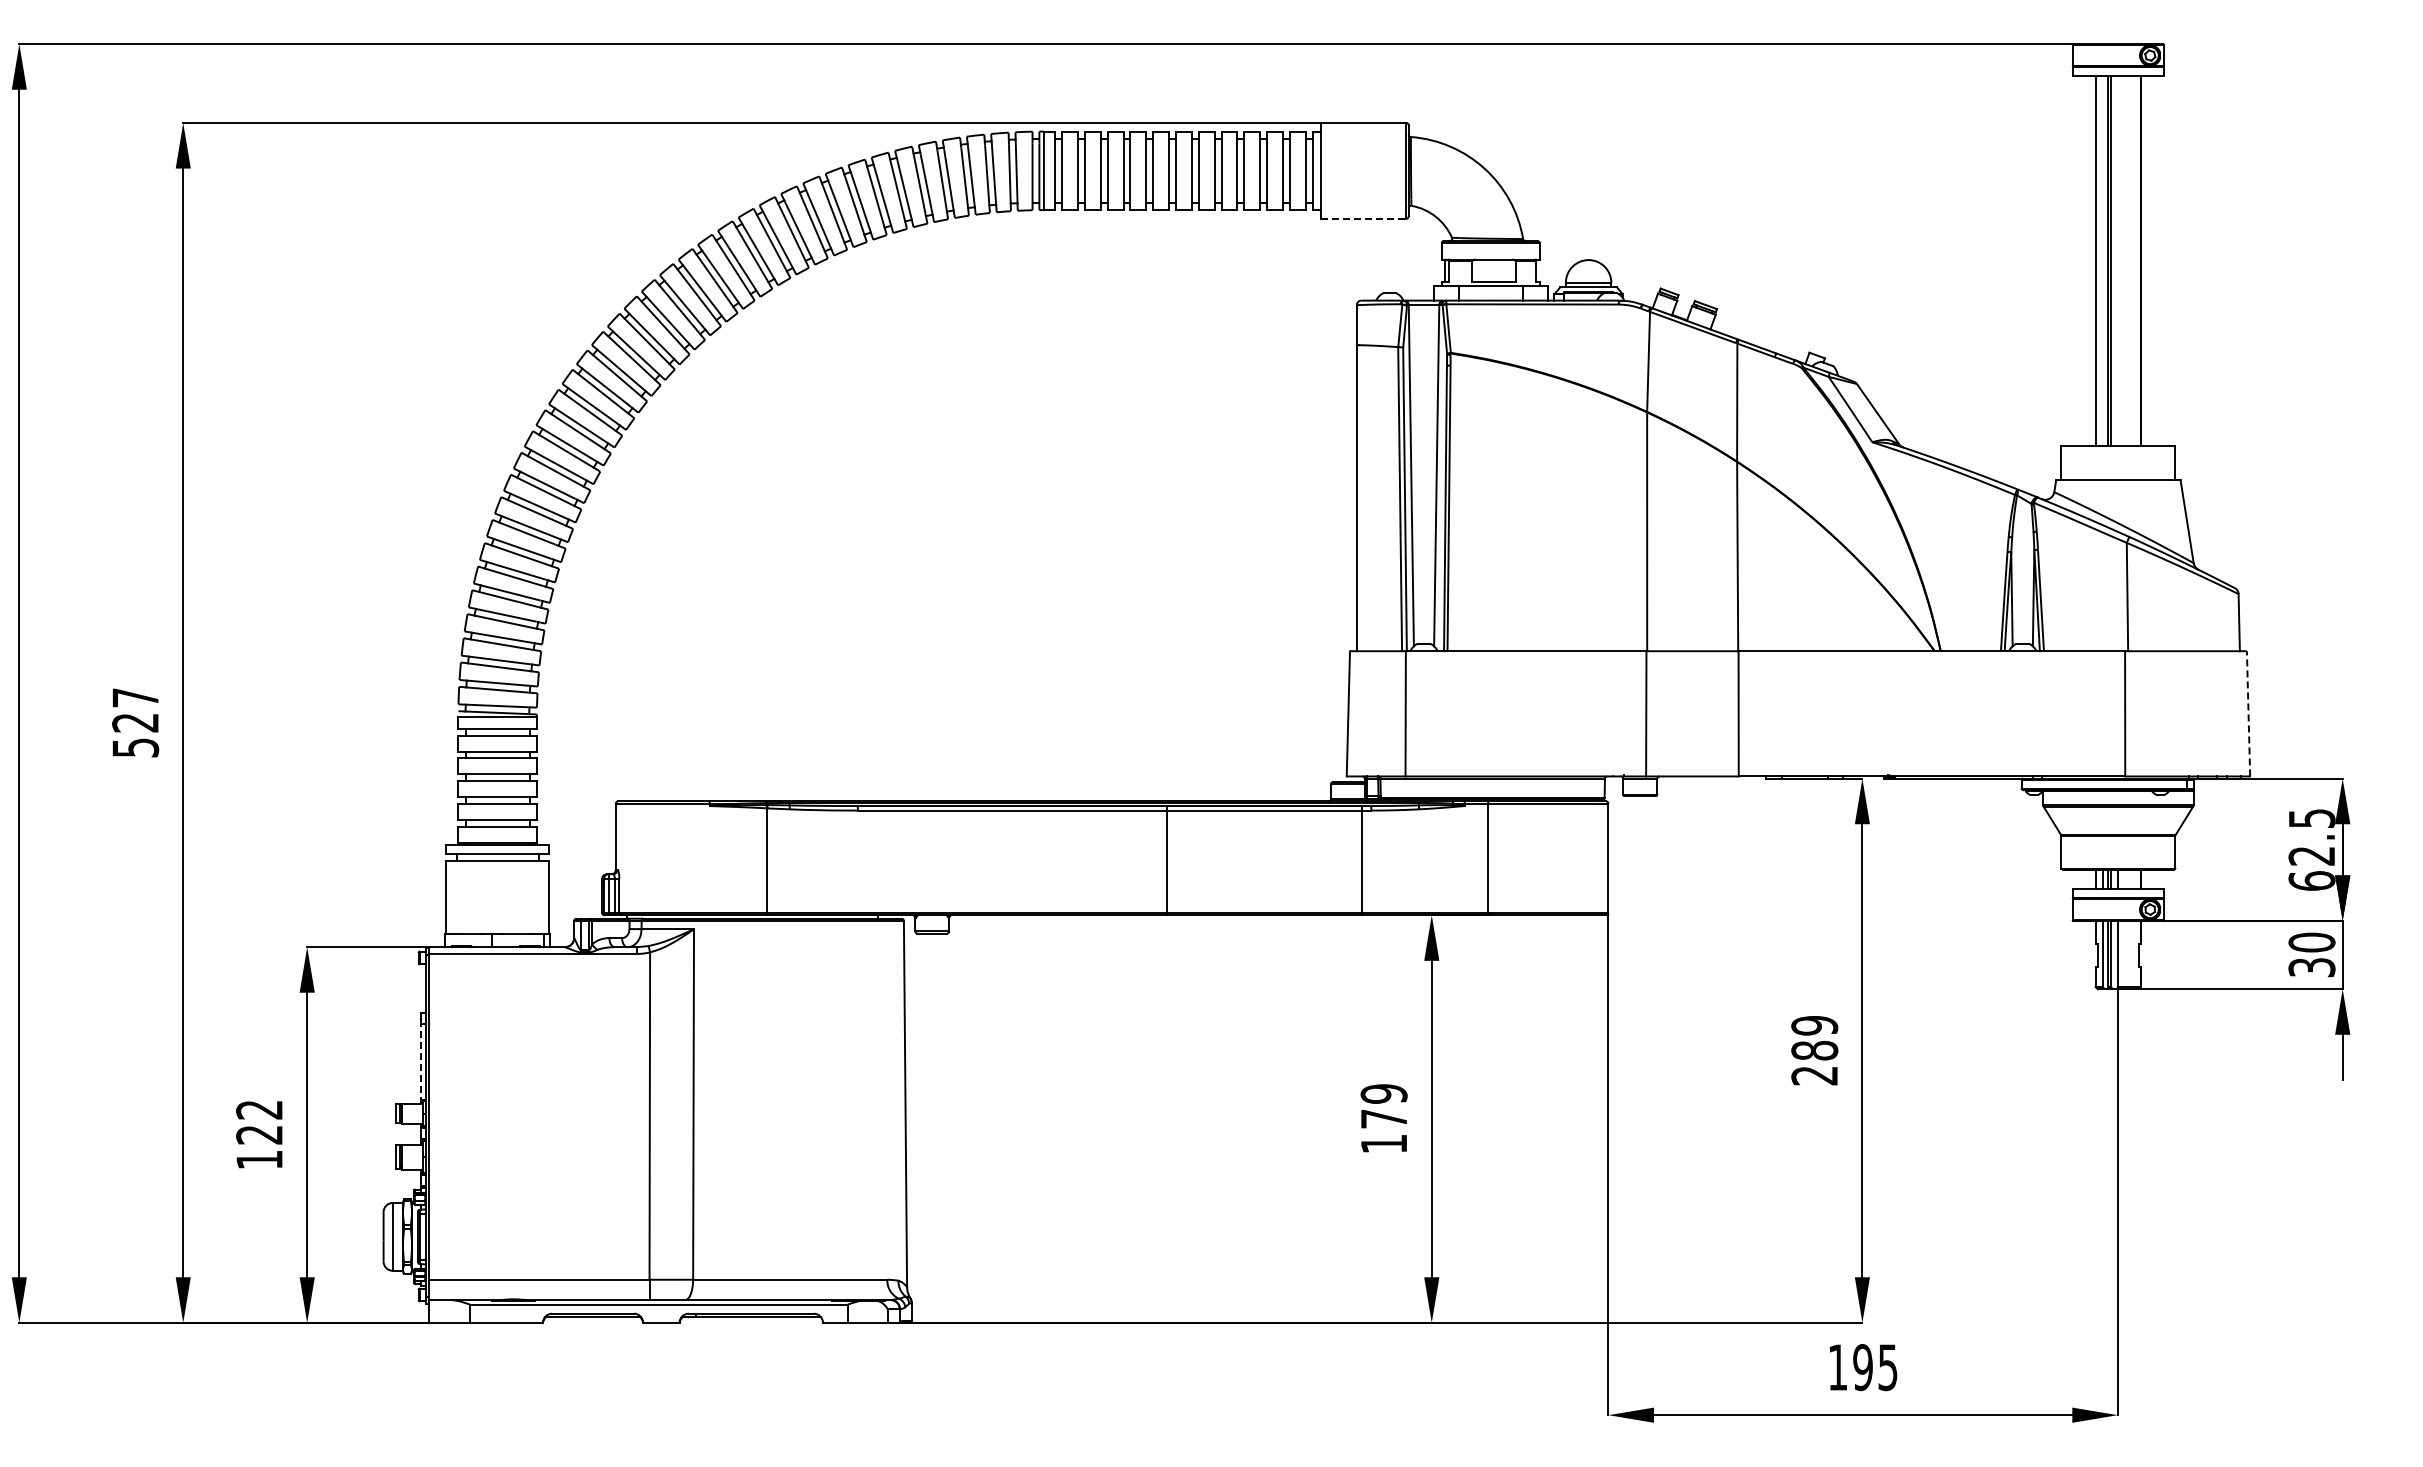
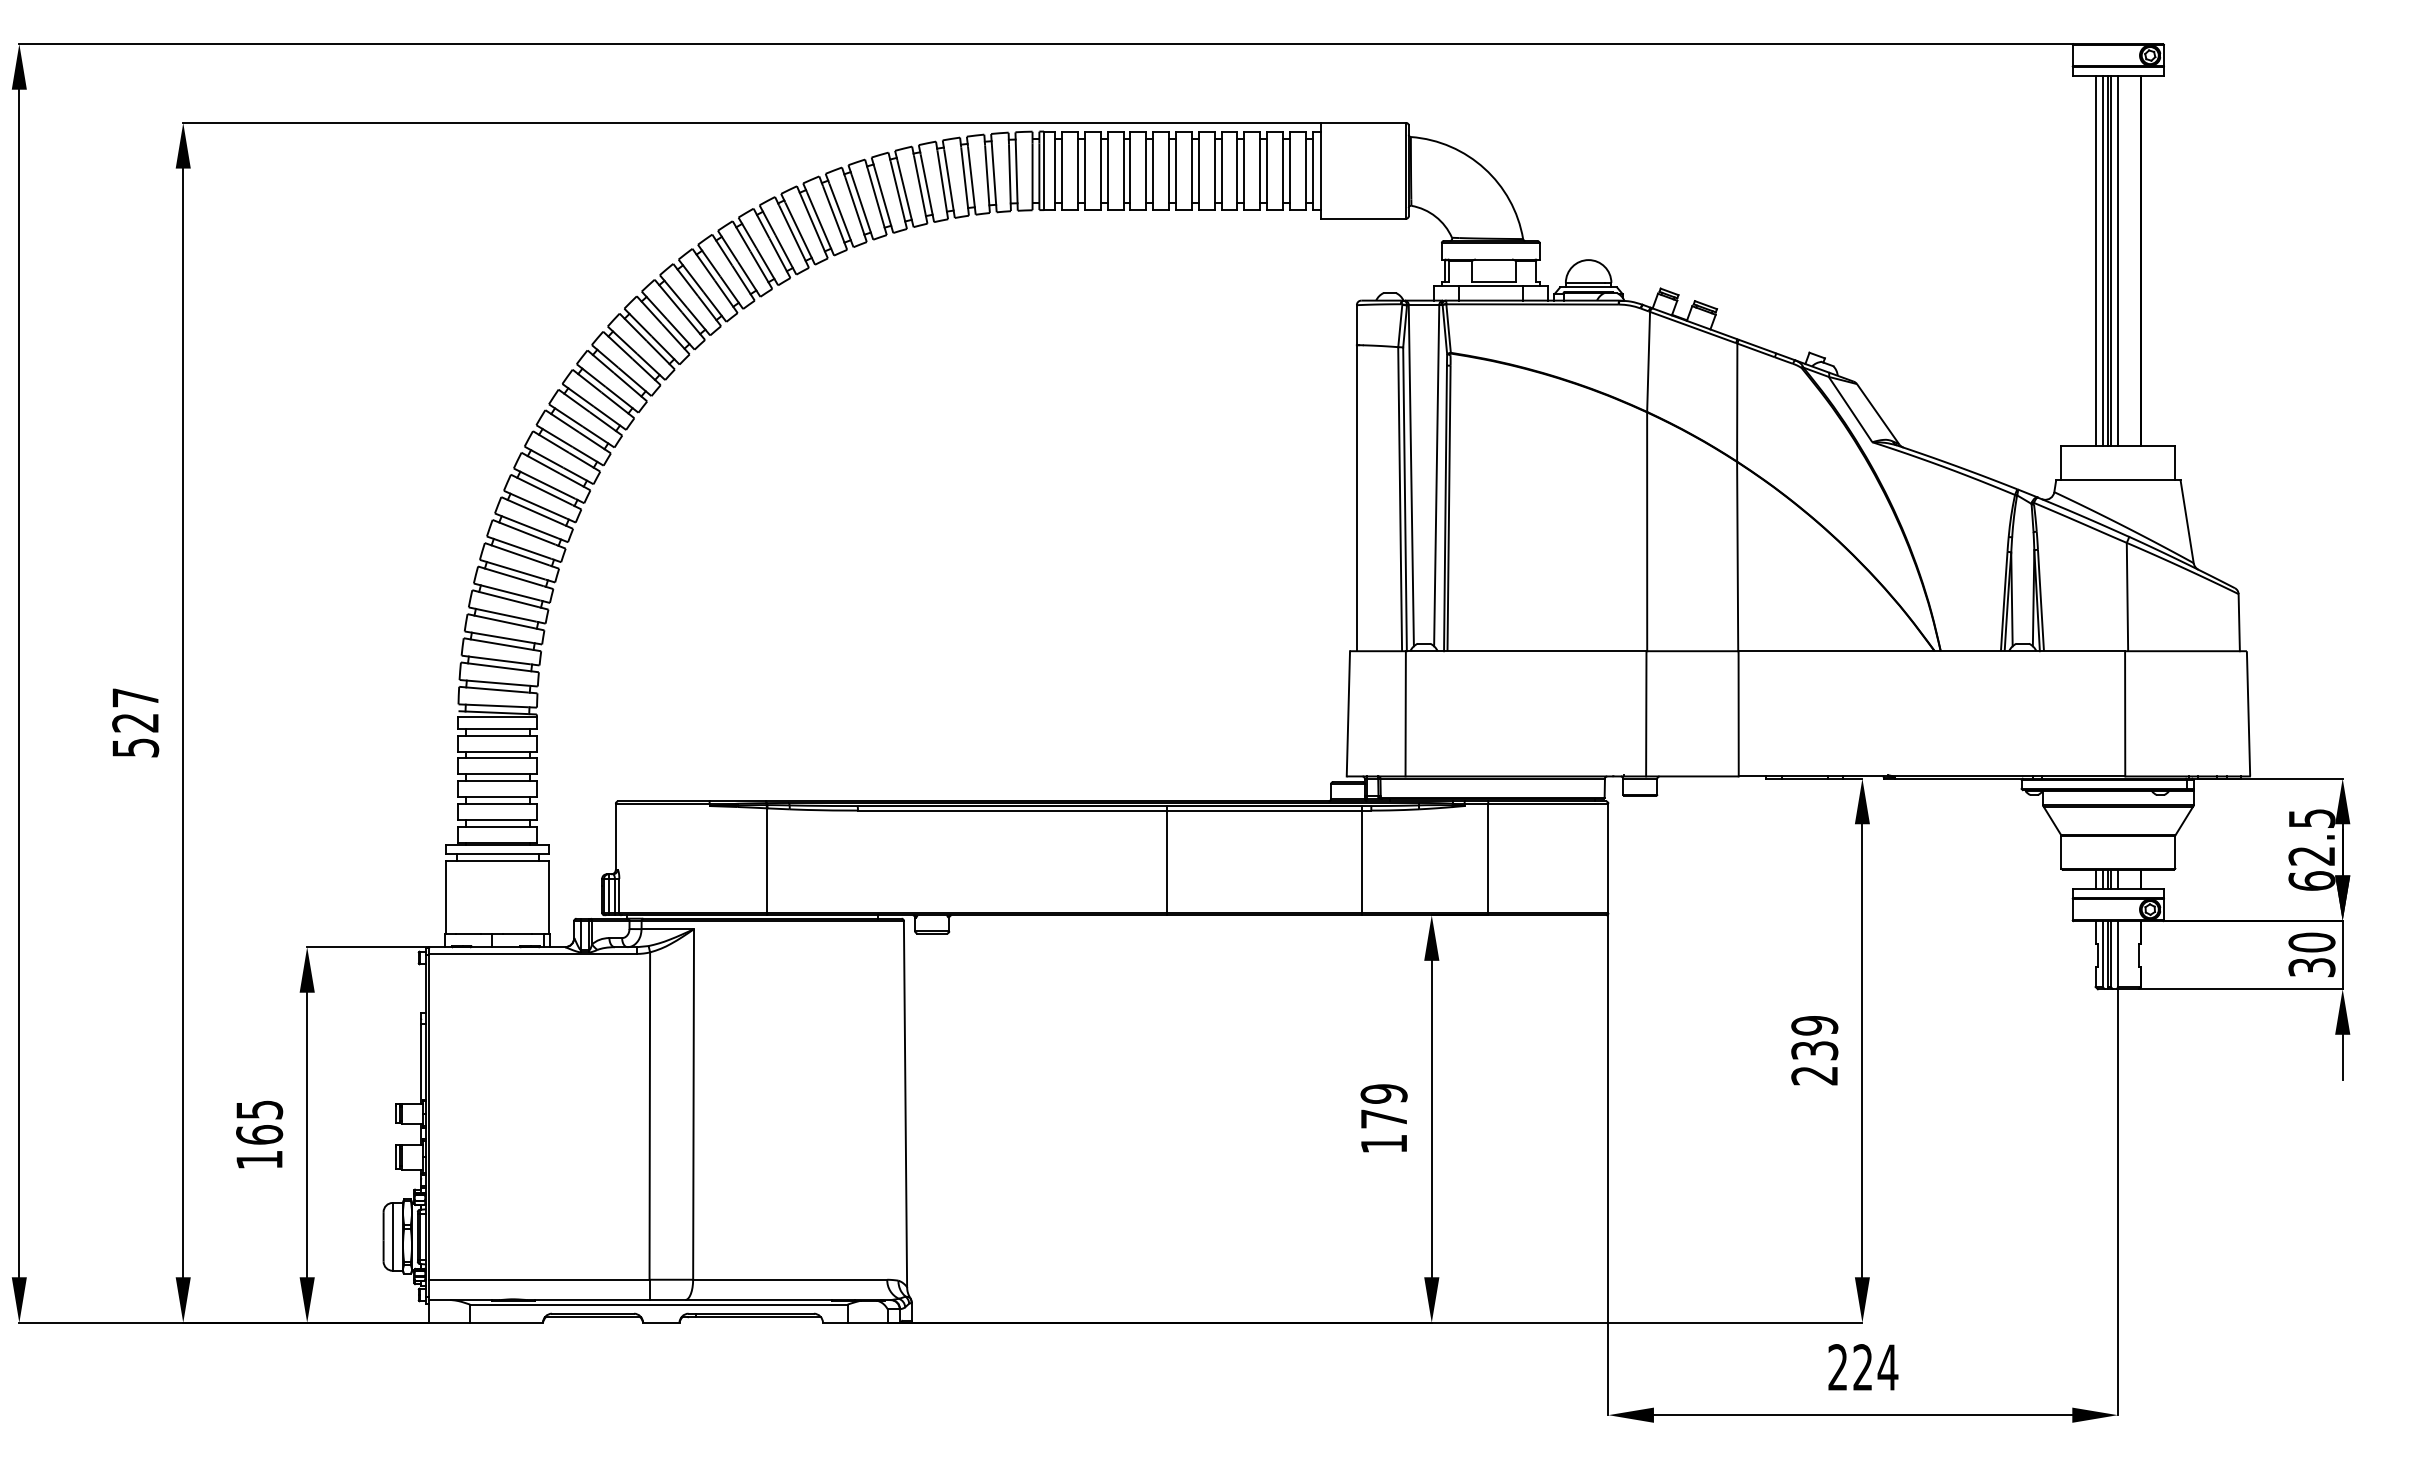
line: dashed -> solid (1363, 218)
line: none -> present (2102, 261)
line: none -> present (2117, 261)
line: dashed -> solid (2248, 713)
text: 289 -> 239 (1814, 1050)
line: dashed -> solid (421, 1063)
text: 122 -> 165 (259, 1122)
text: 195 -> 224 (1863, 1367)
